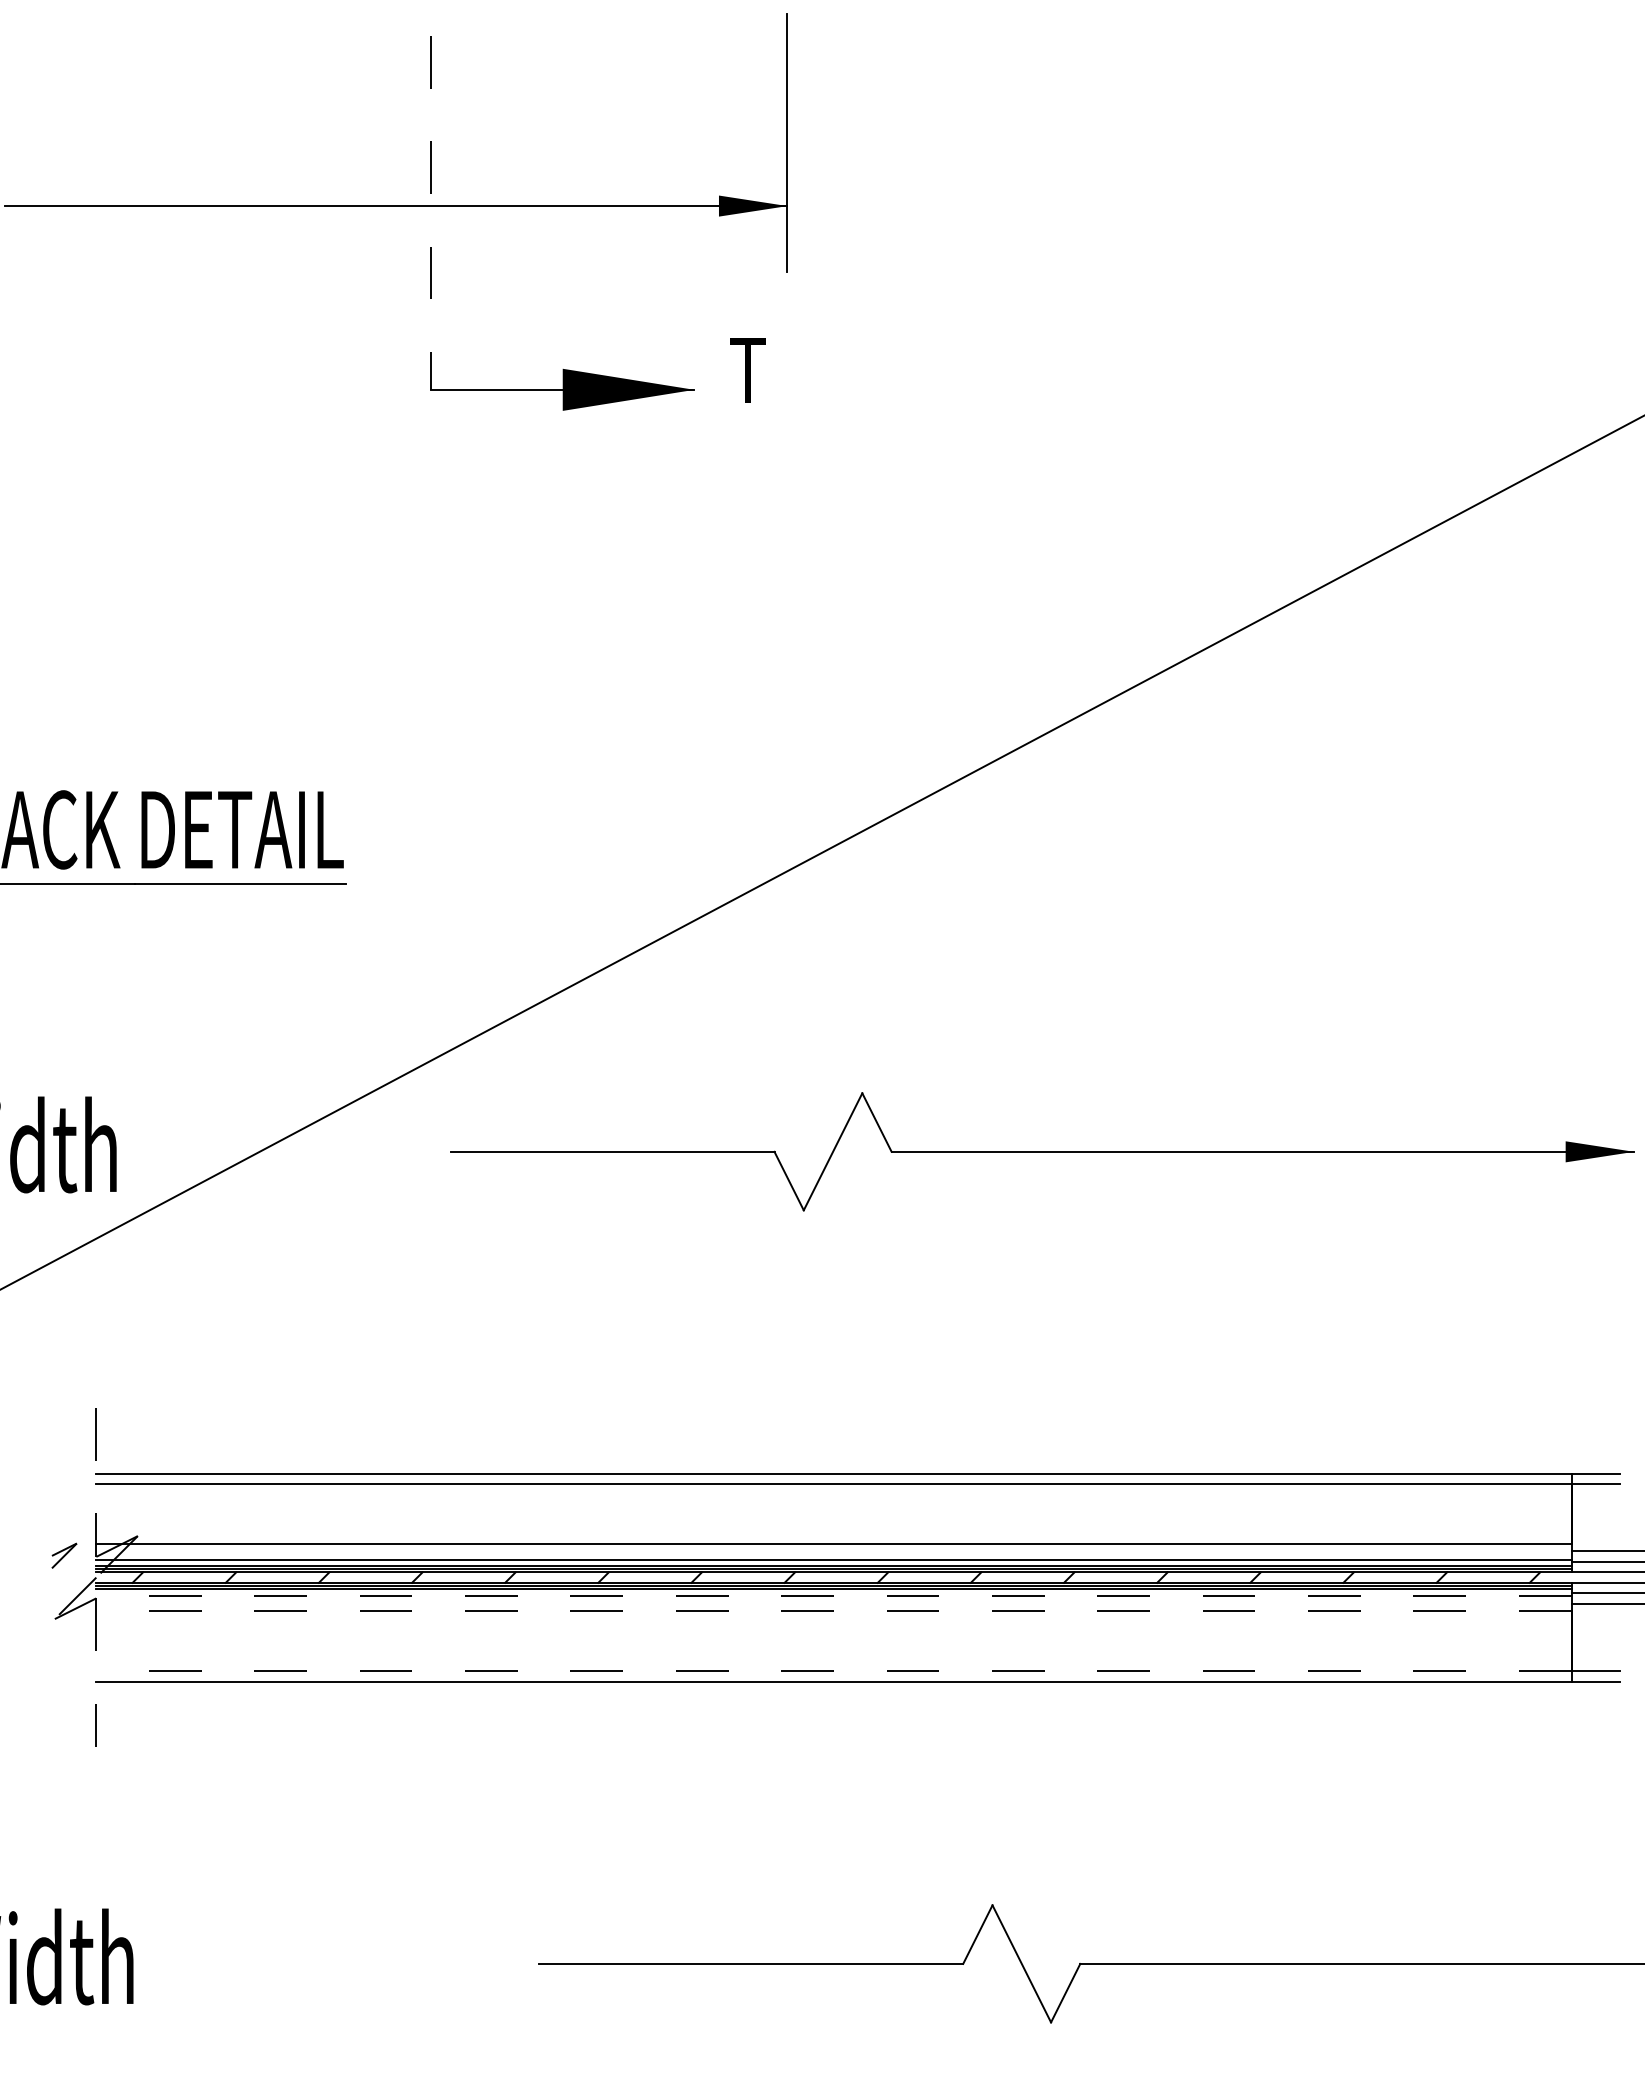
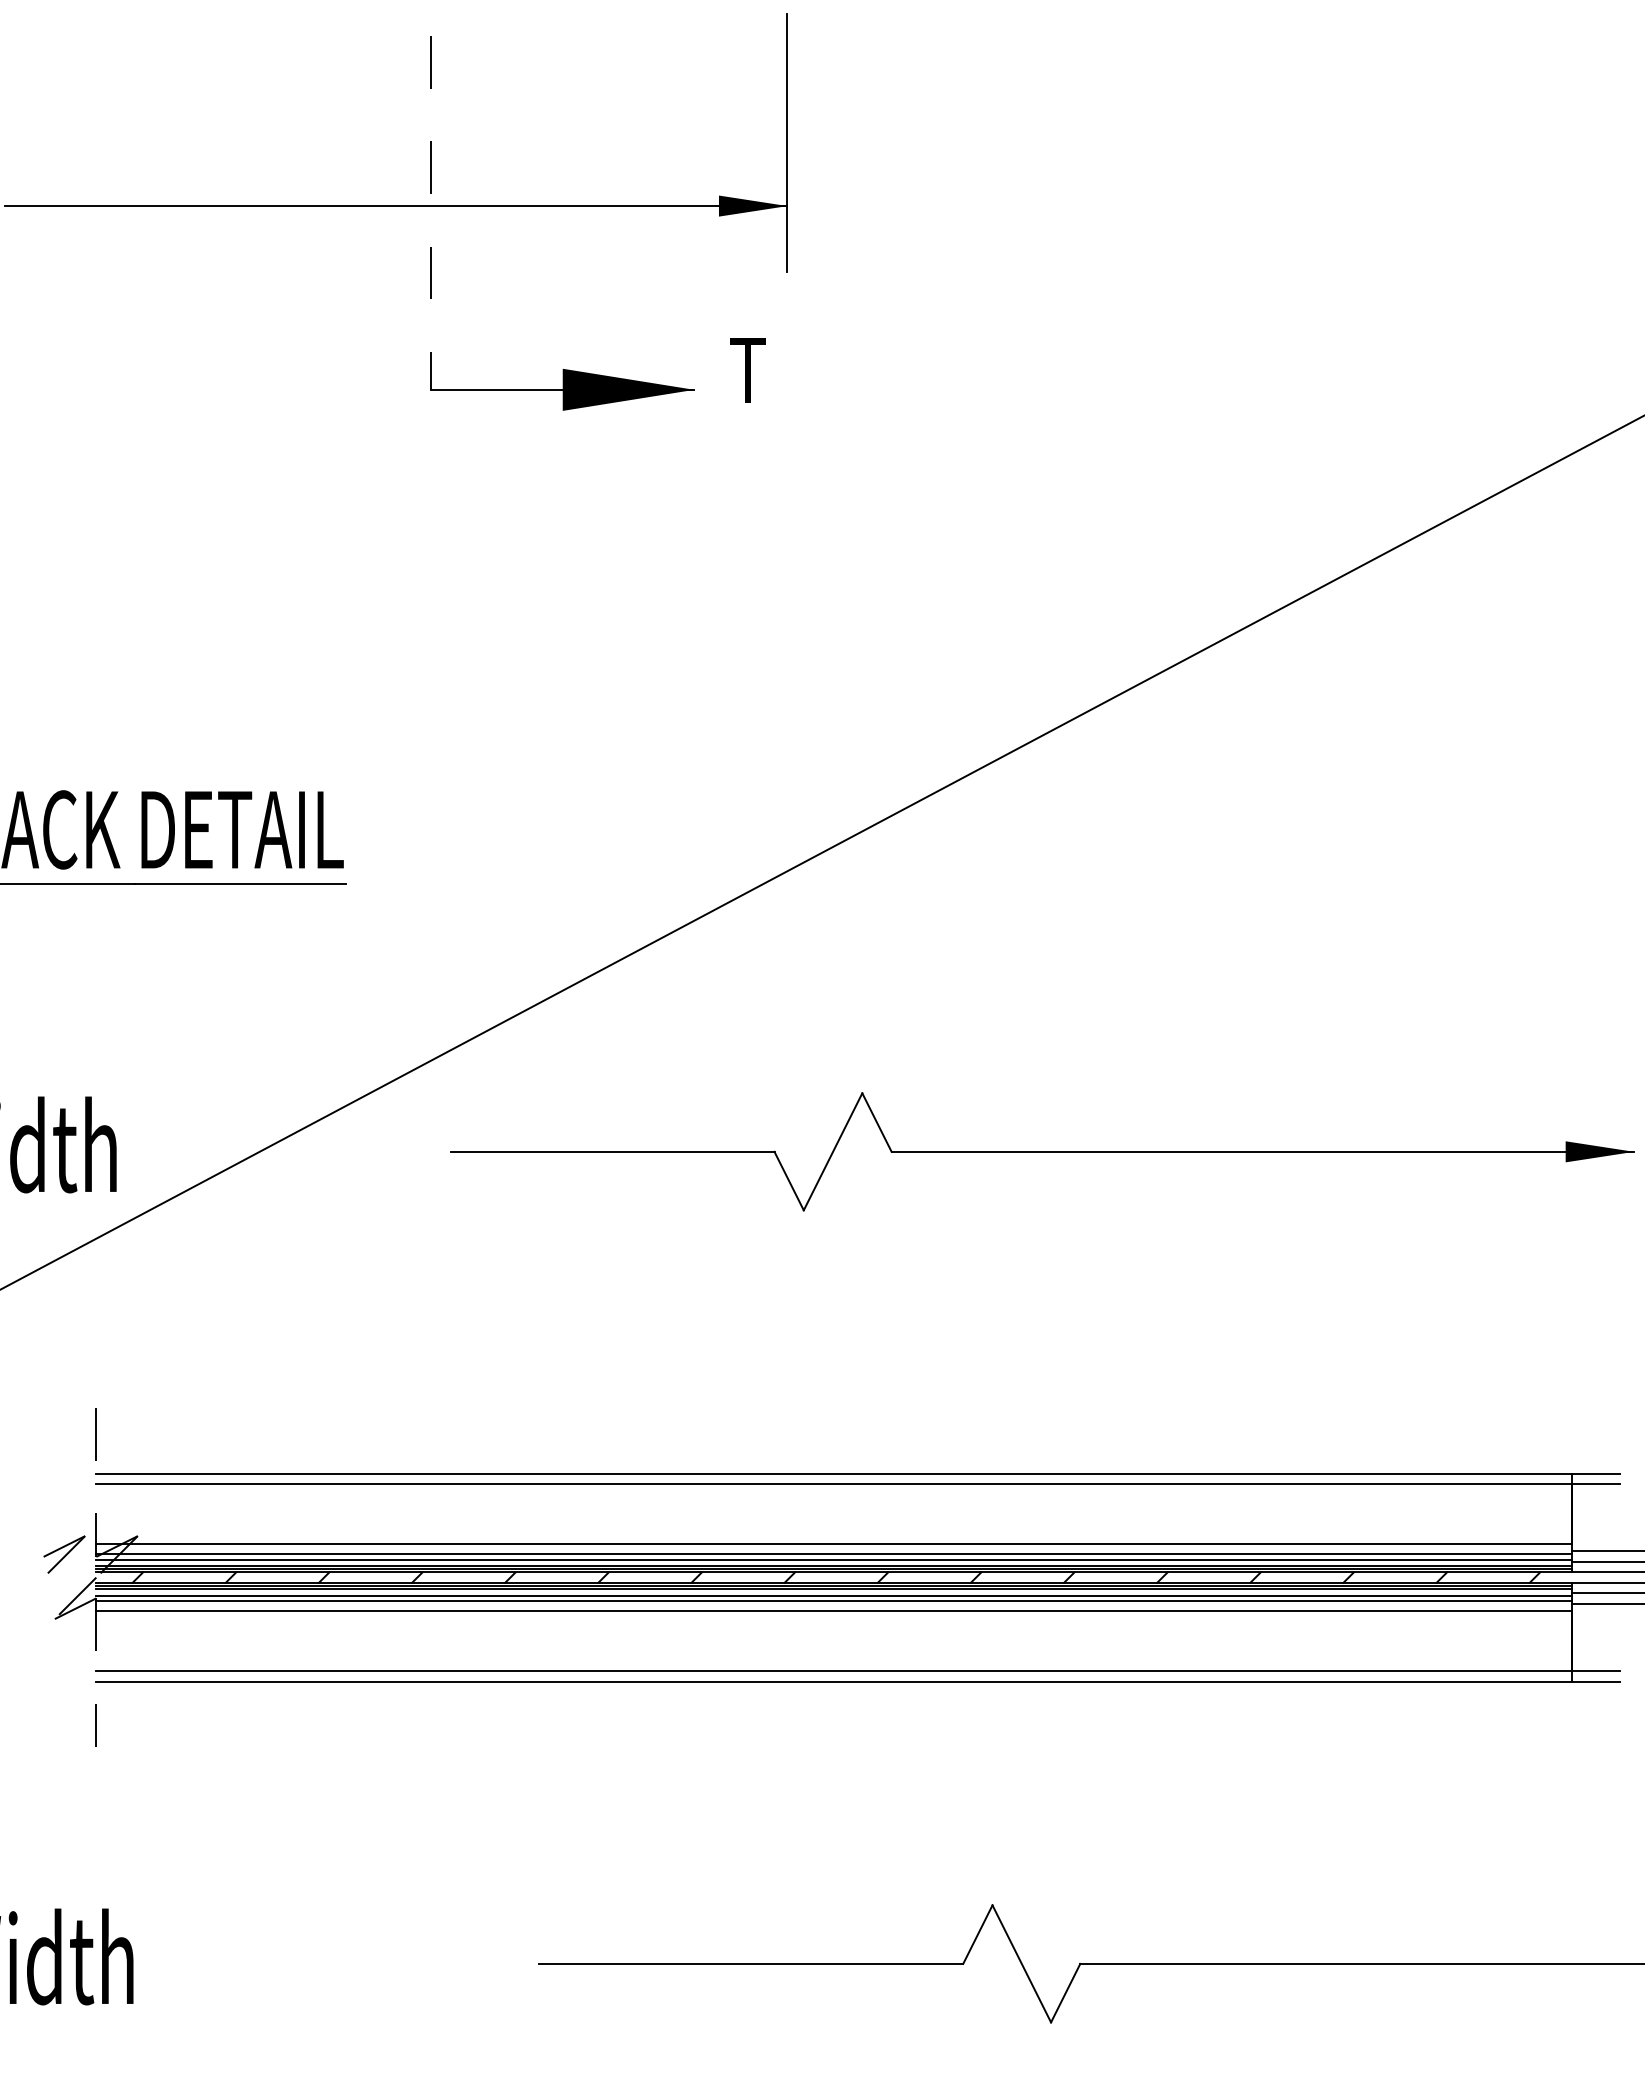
line: none -> present (833, 1554)
part size: 27x27 px -> 43x39 px (64, 1554)
line: dashed -> solid (833, 1595)
line: none -> present (833, 1600)
line: dashed -> solid (833, 1611)
line: dashed -> solid (833, 1670)
